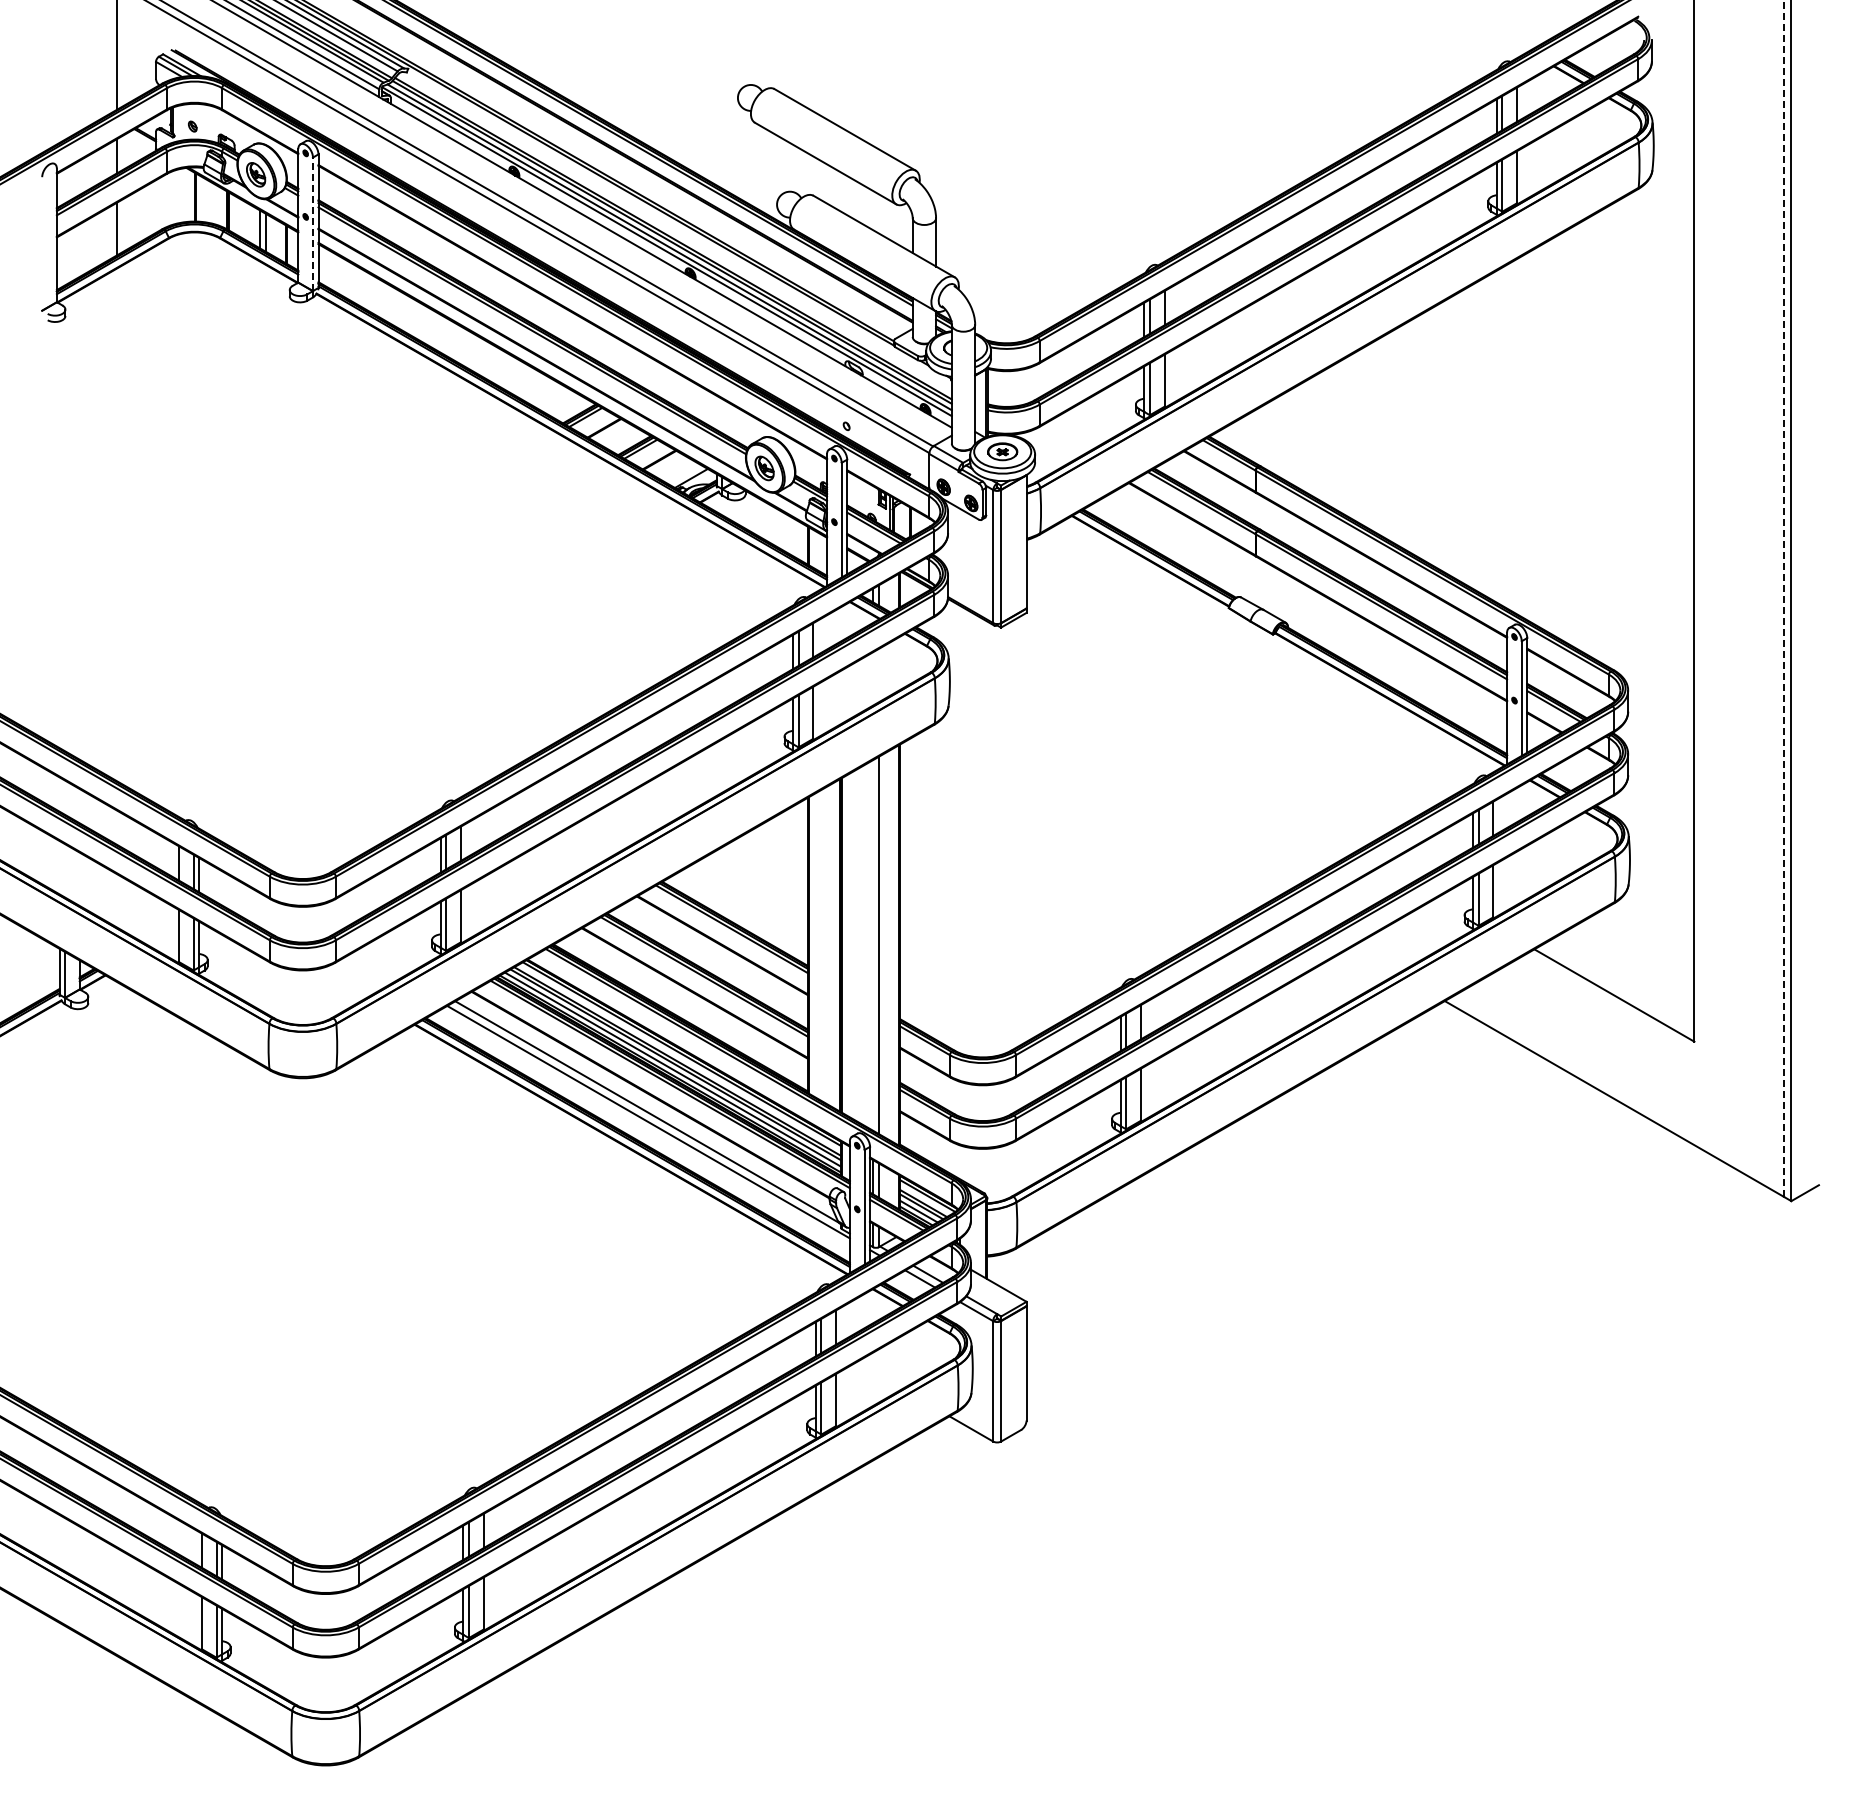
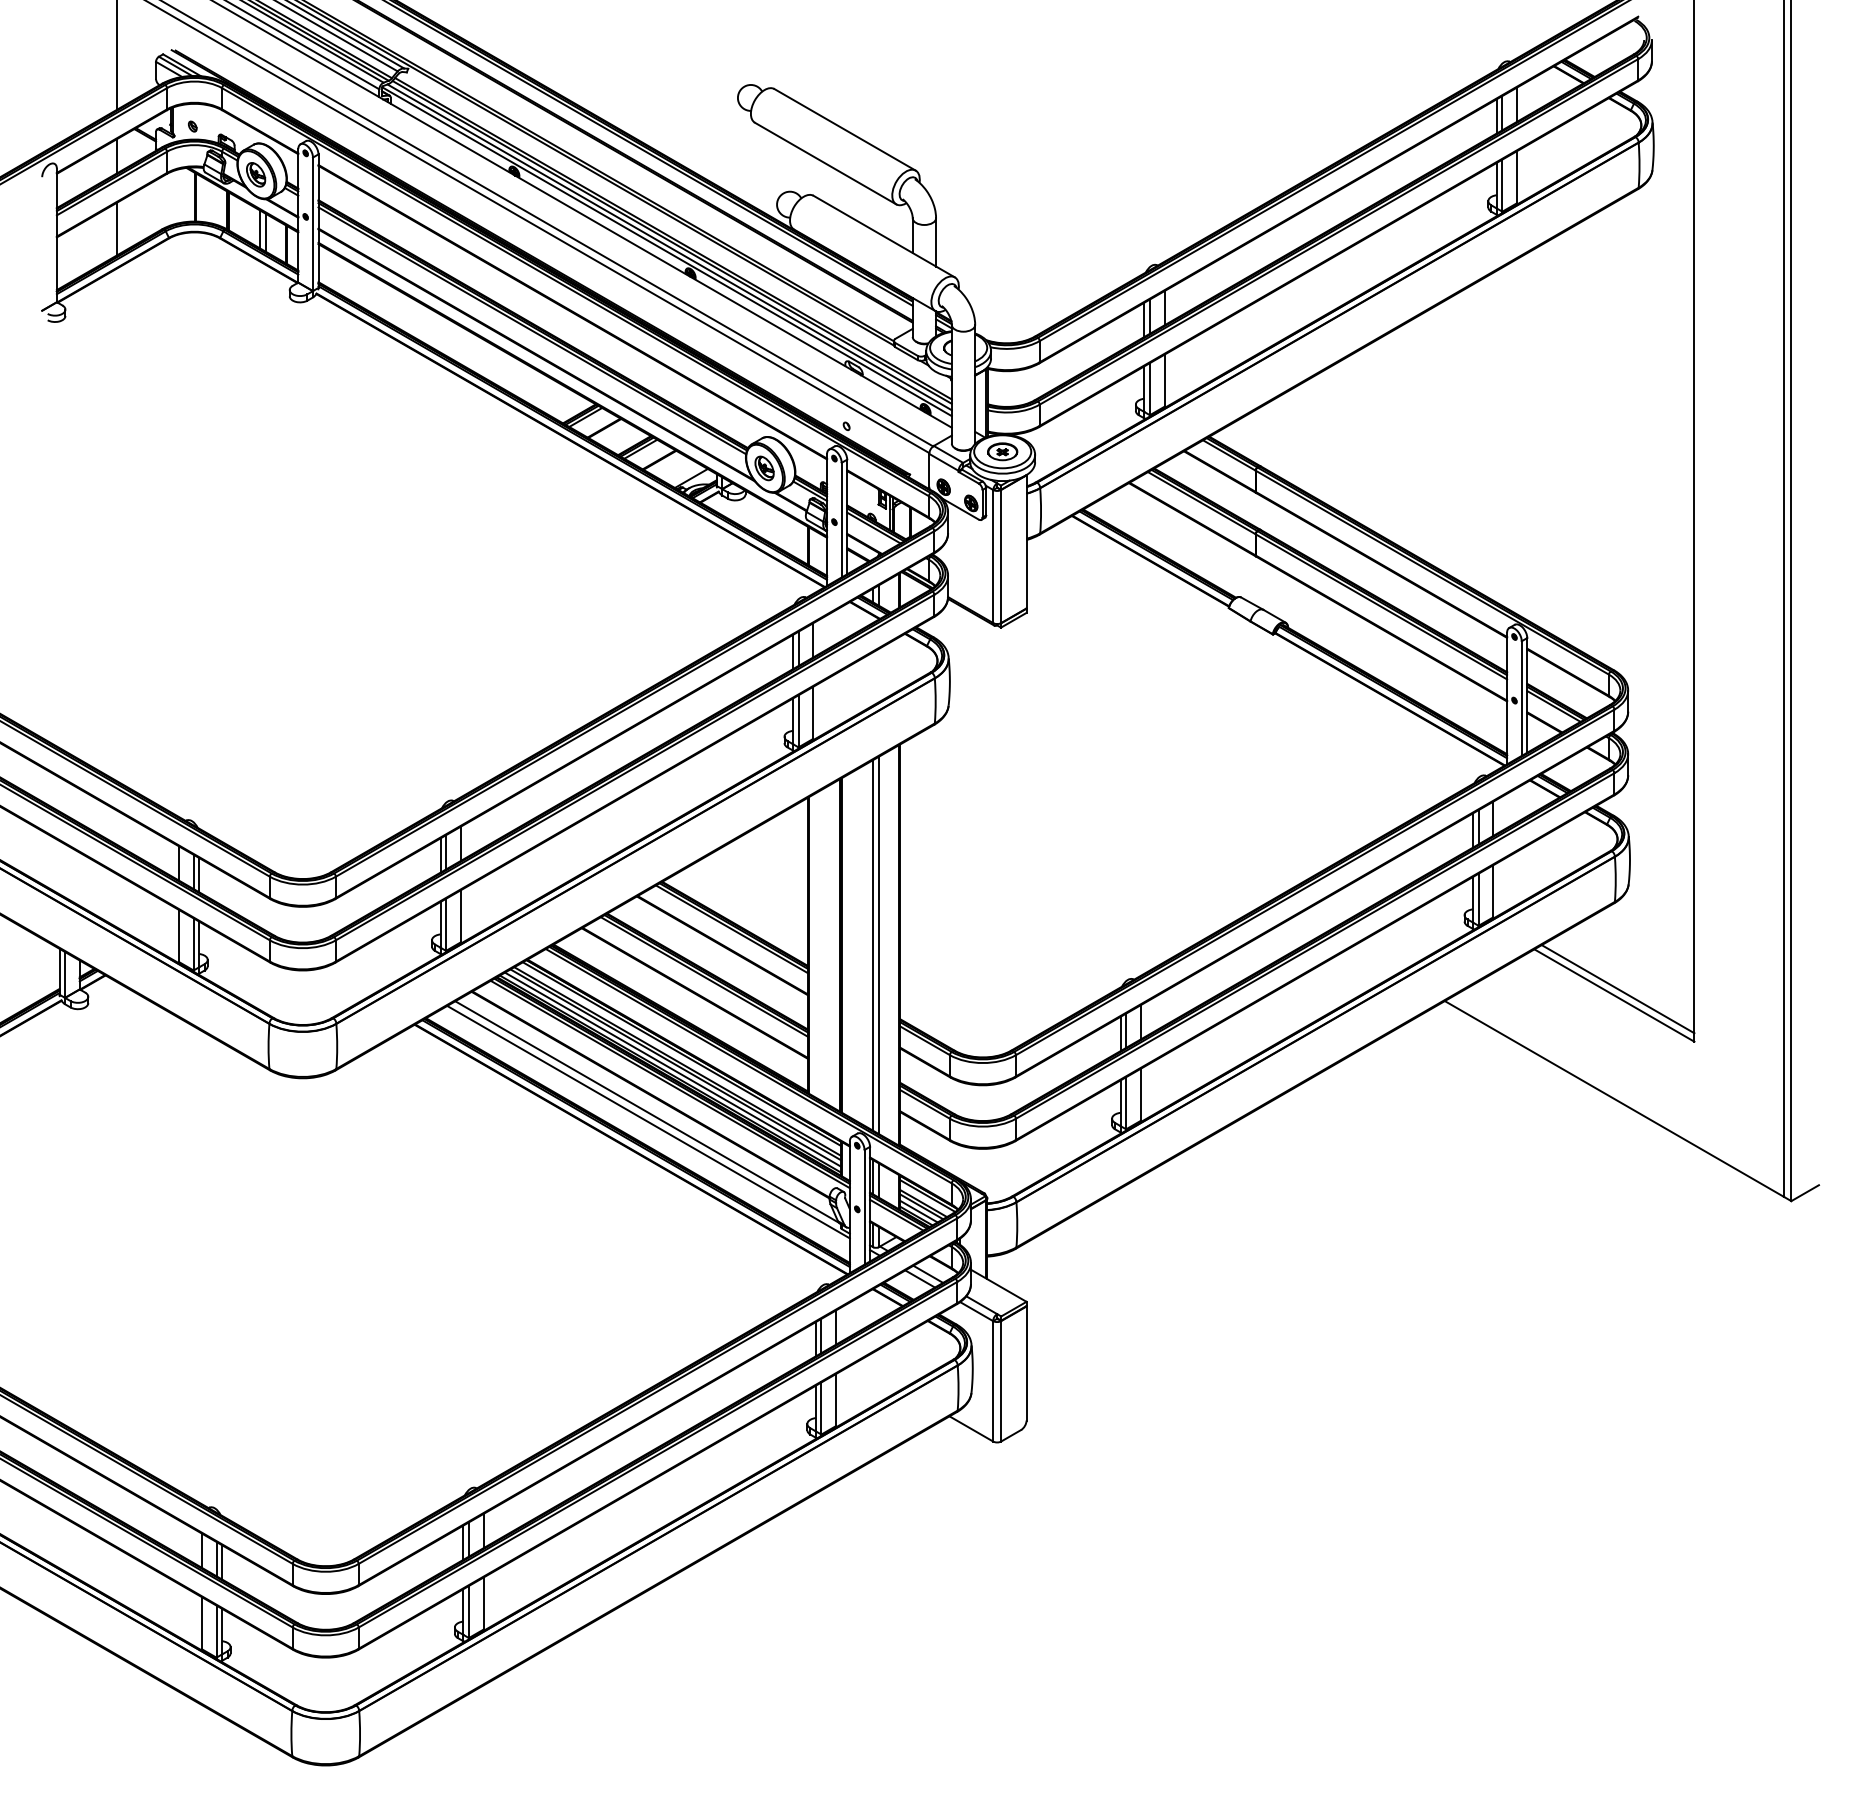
line: dashed -> solid (312, 224)
line: dashed -> solid (1784, 599)
line: none -> present (873, 945)
line: none -> present (1617, 989)
